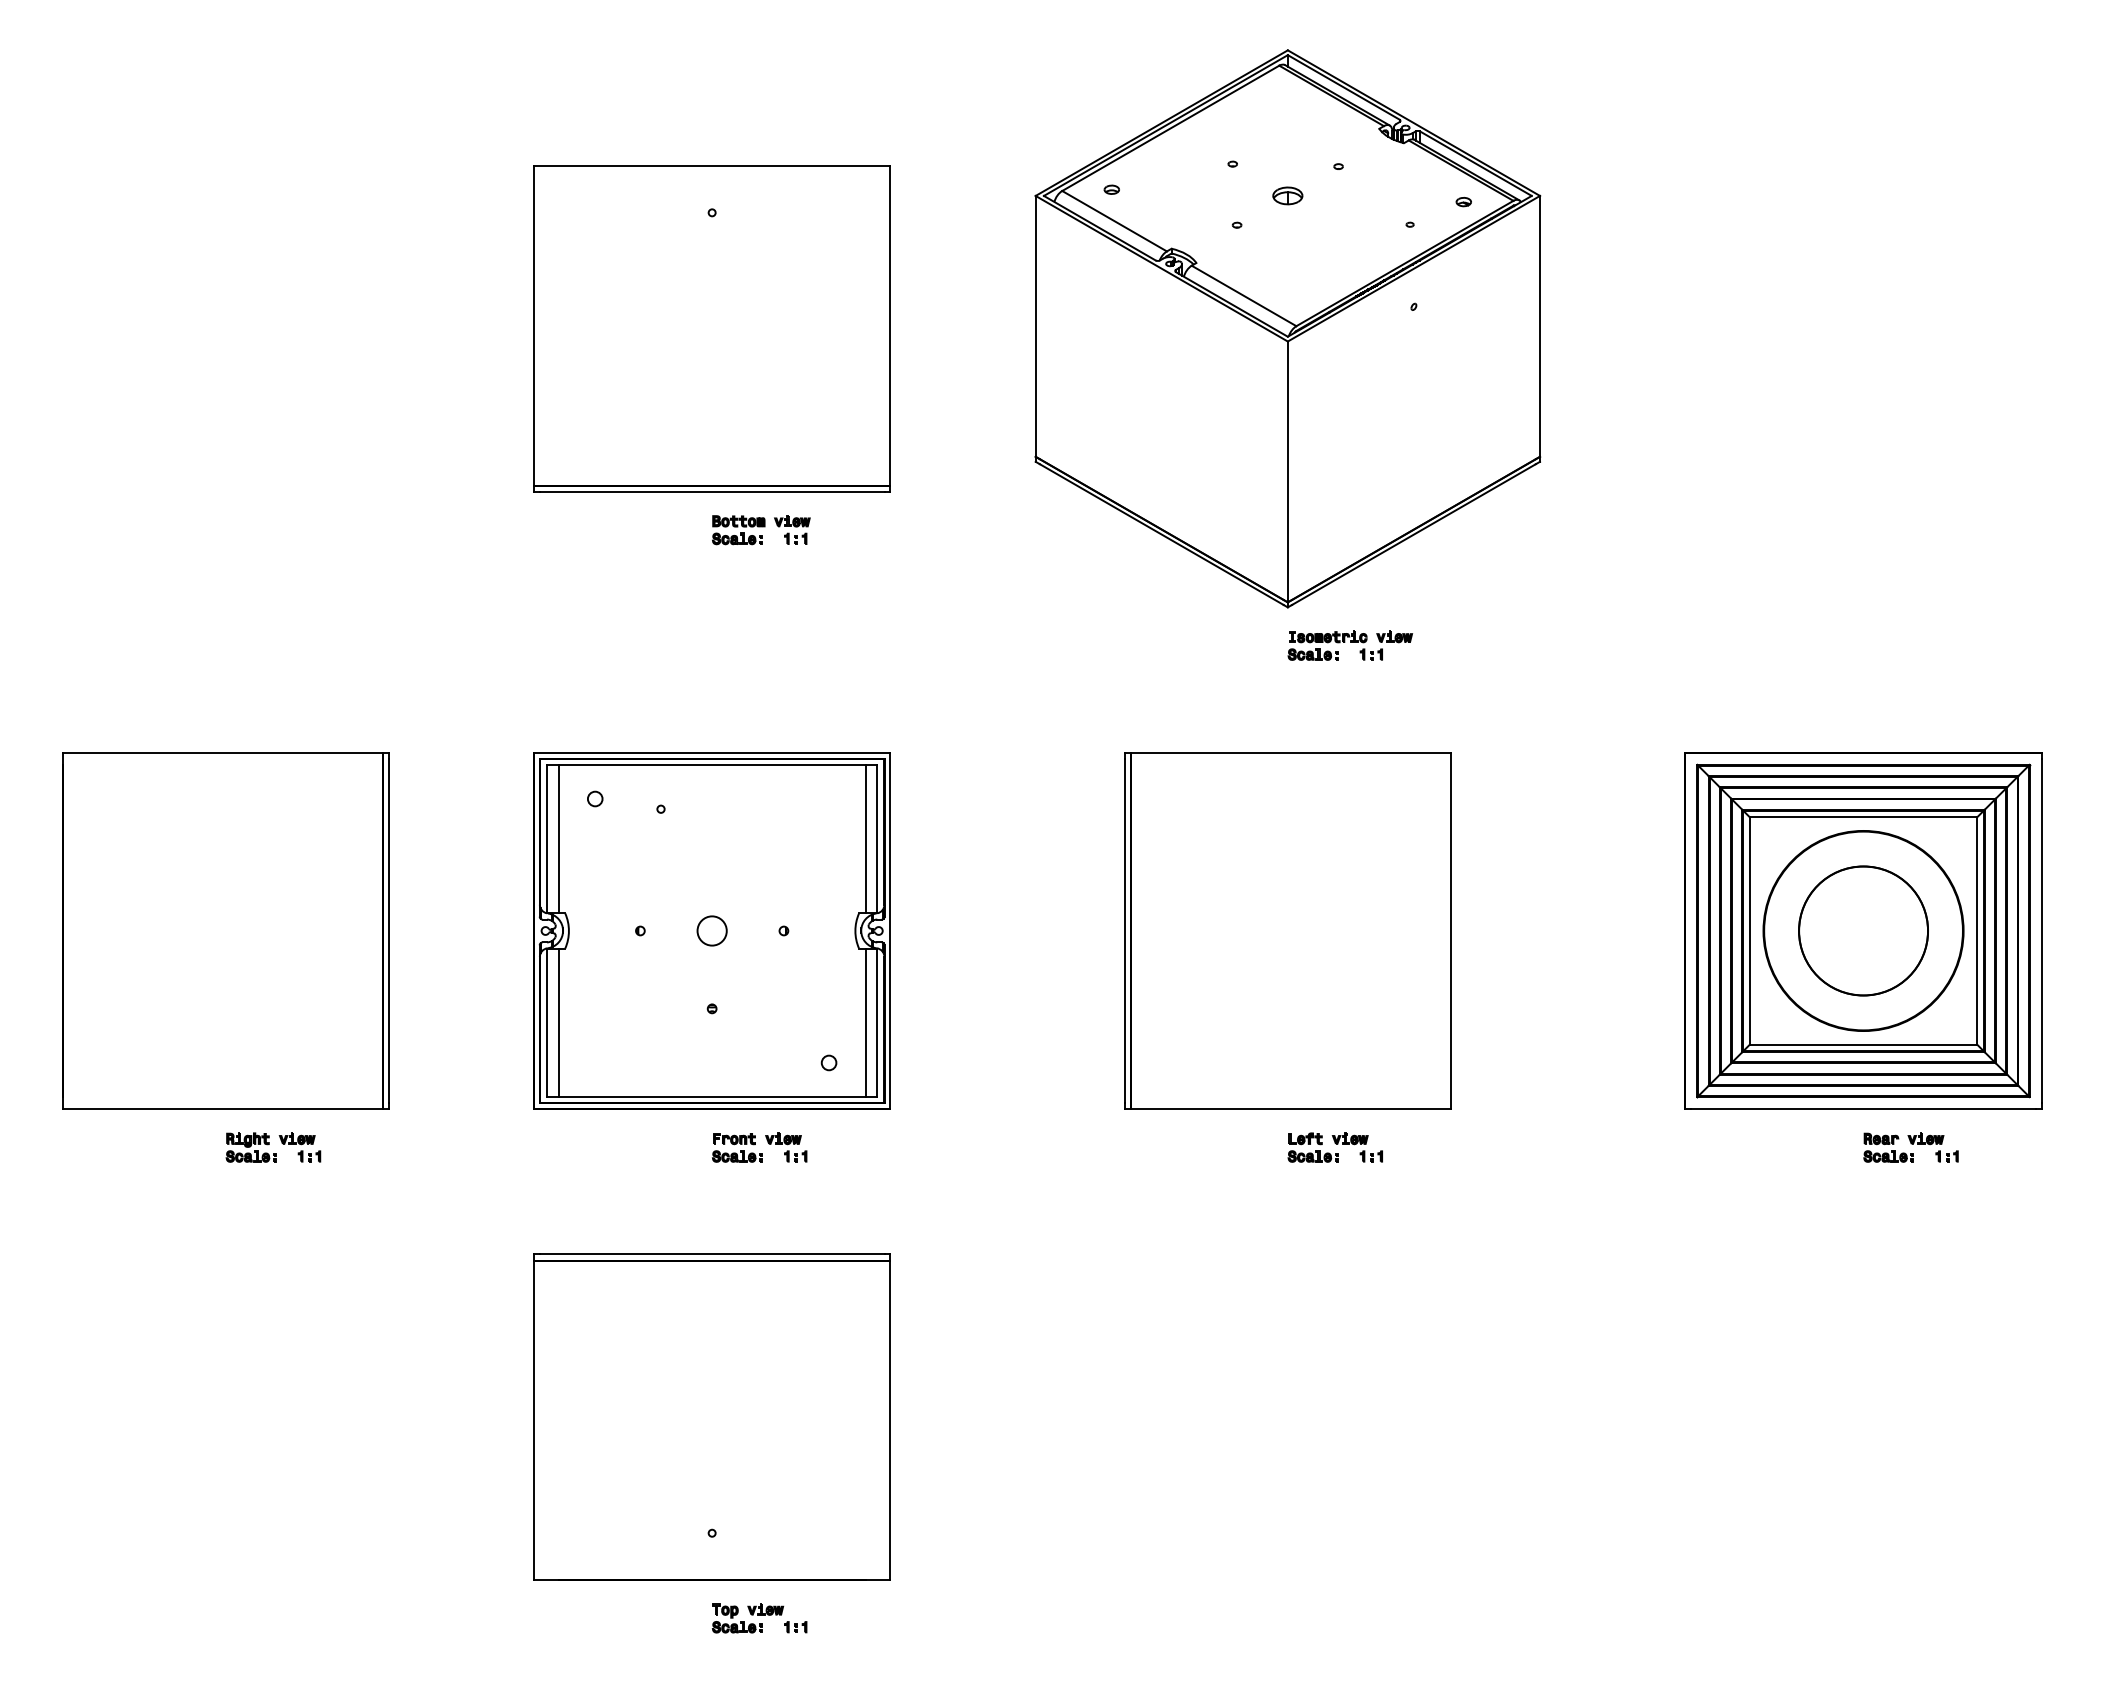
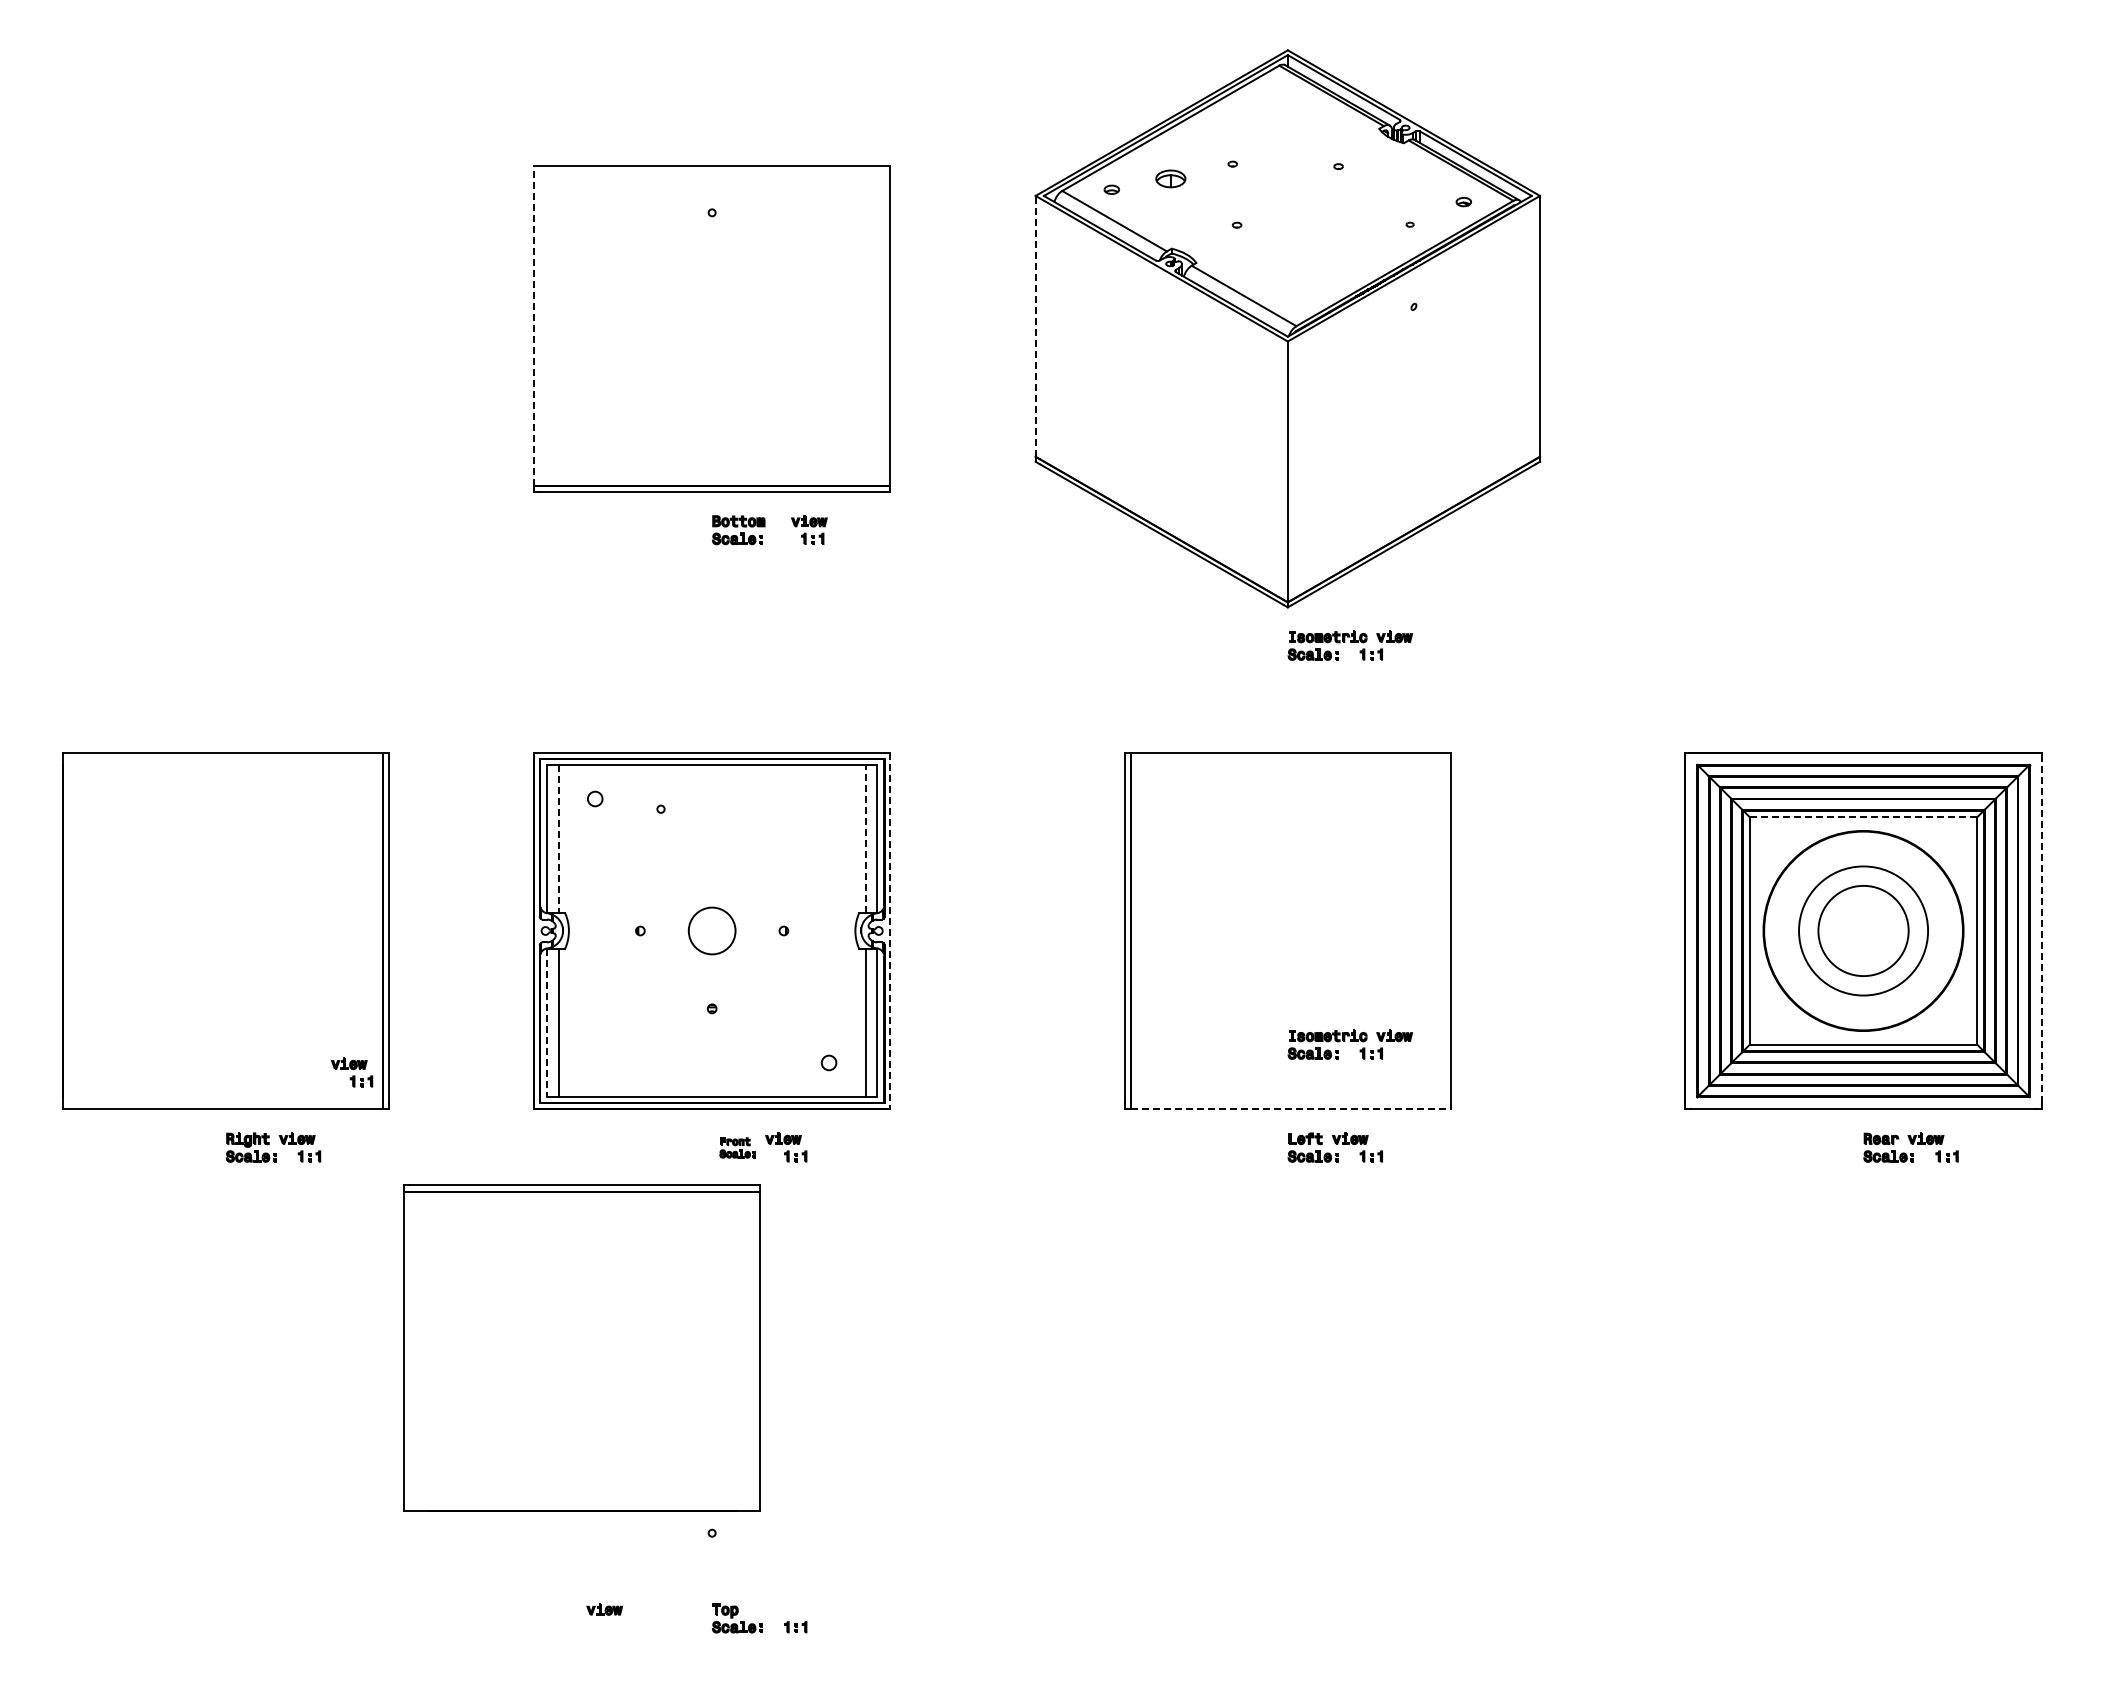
part position: (1287, 195) -> (1170, 178) (1170, 178)
line: solid -> dashed (533, 325)
line: solid -> dashed (1035, 325)
part position: (792, 529) -> (809, 529) (809, 529)
line: solid -> dashed (1863, 817)
line: solid -> dashed (865, 838)
line: solid -> dashed (558, 839)
circle diameter: 29 px -> 47 px (711, 930)
circle diameter: 129 px -> 90 px (1863, 930)
line: solid -> dashed (2041, 930)
line: solid -> dashed (890, 931)
line: solid -> dashed (547, 1023)
part: none -> present (1350, 1044)
part: none -> present (351, 1072)
line: solid -> dashed (1290, 1109)
part size: 51x30 px -> 37x22 px (737, 1147)
part position: (711, 1416) -> (581, 1347) (581, 1347)
part position: (765, 1609) -> (604, 1609) (604, 1609)
